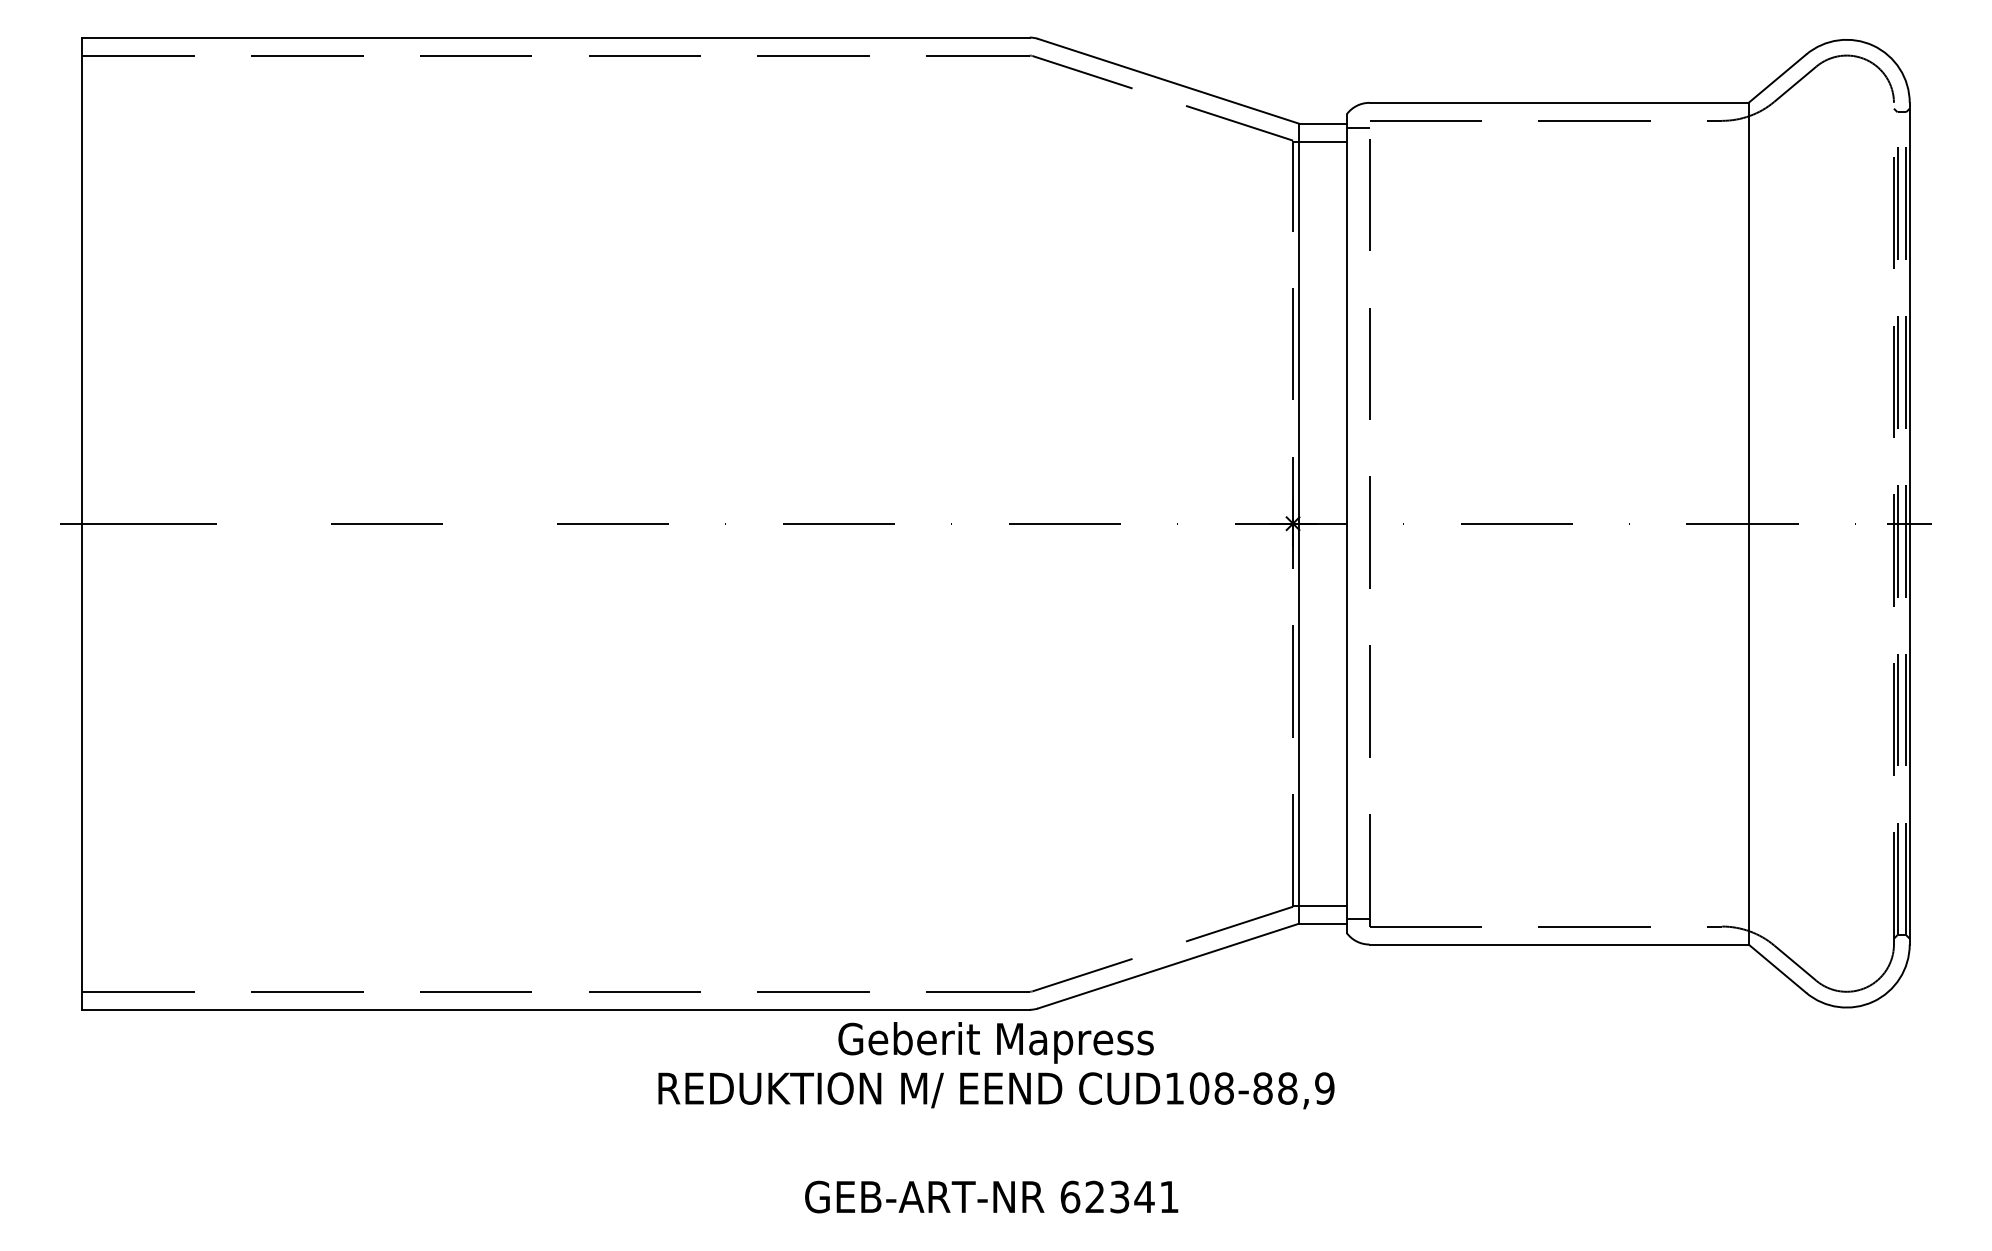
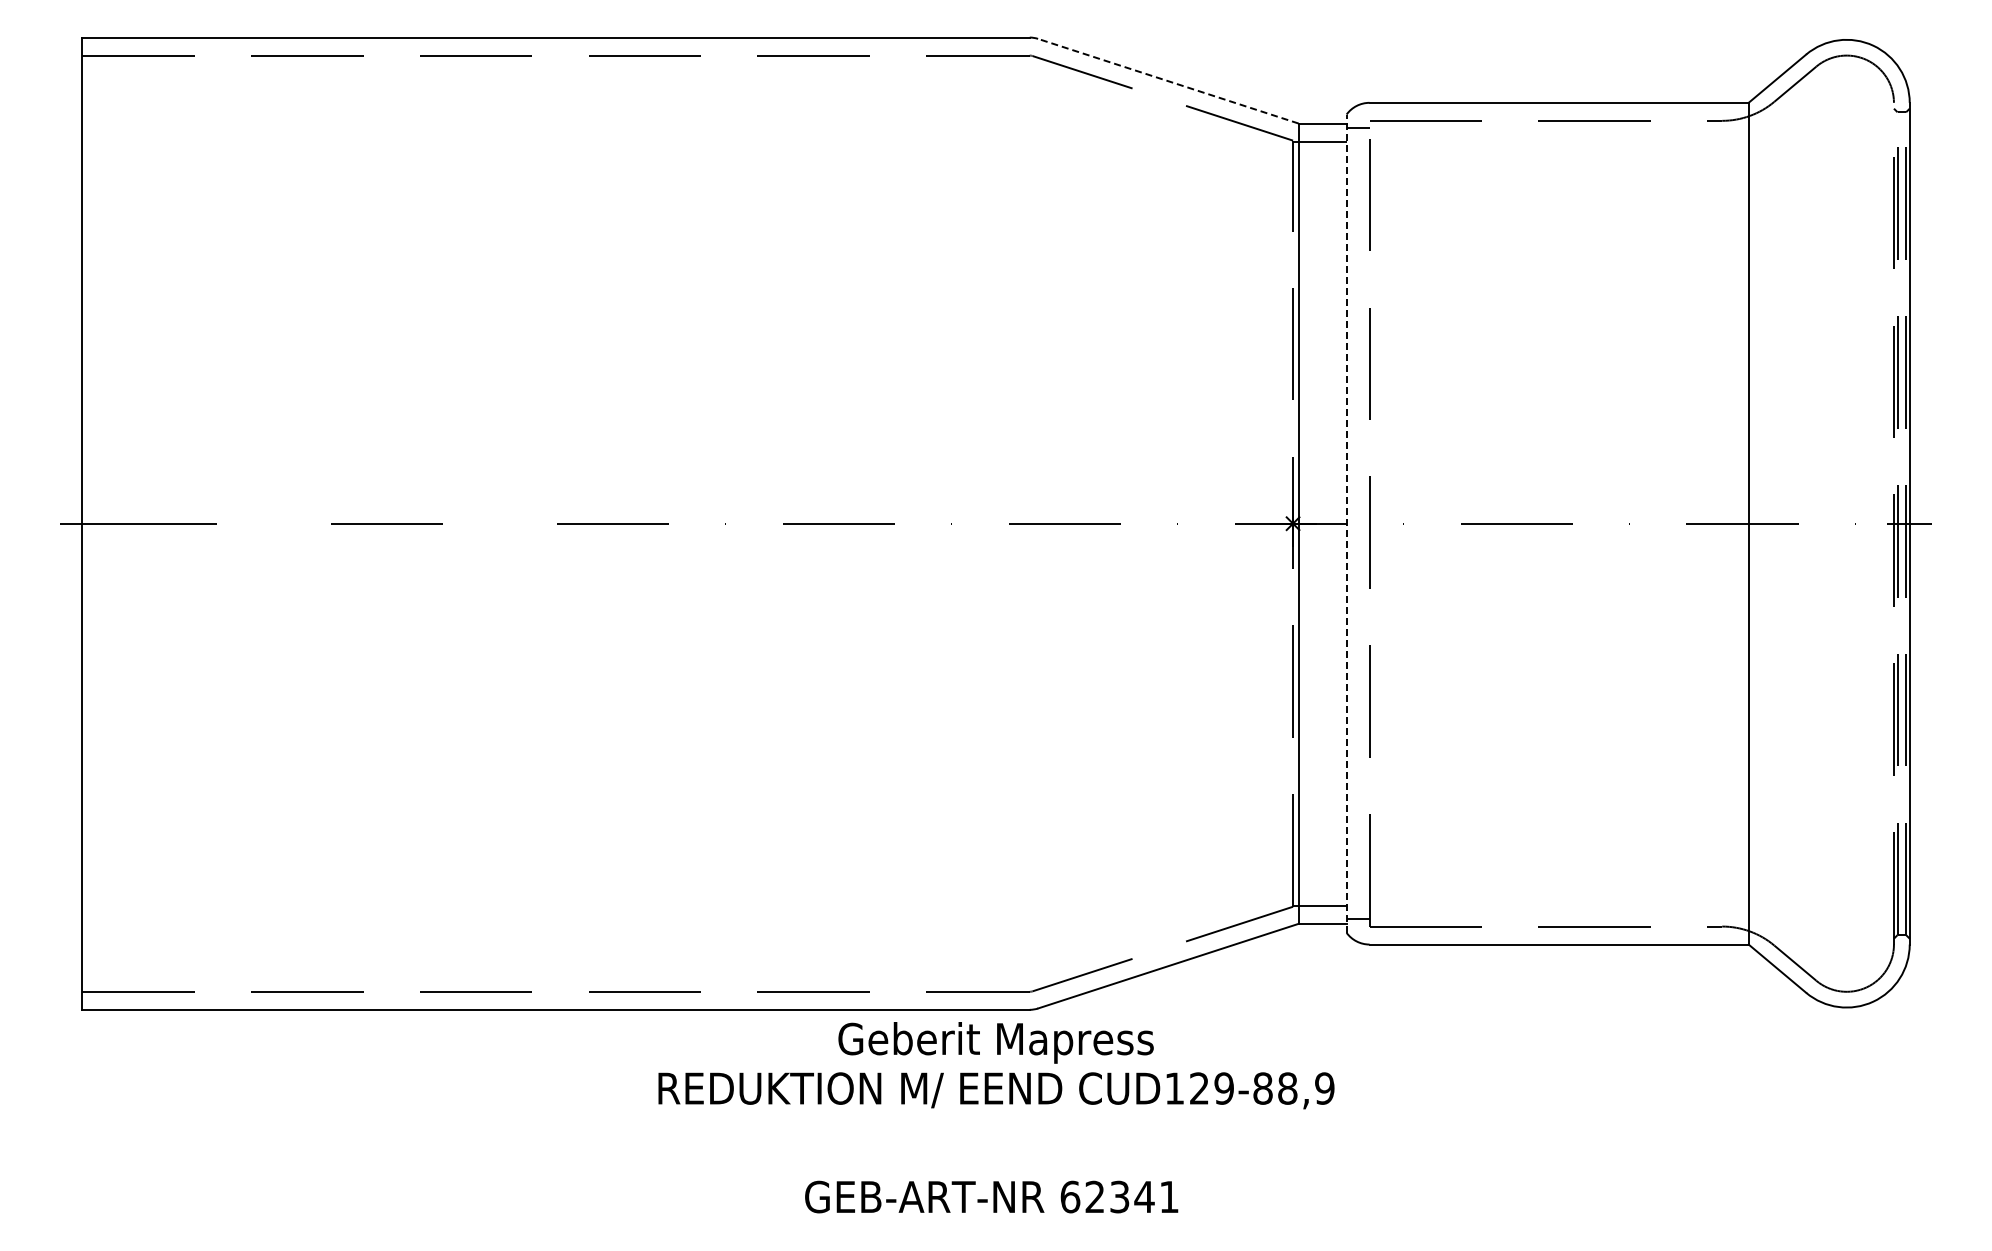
line: solid -> dashed (1168, 81)
line: solid -> dashed (1346, 523)
text: CUD108-88,9 -> CUD129-88,9 (1211, 1088)
